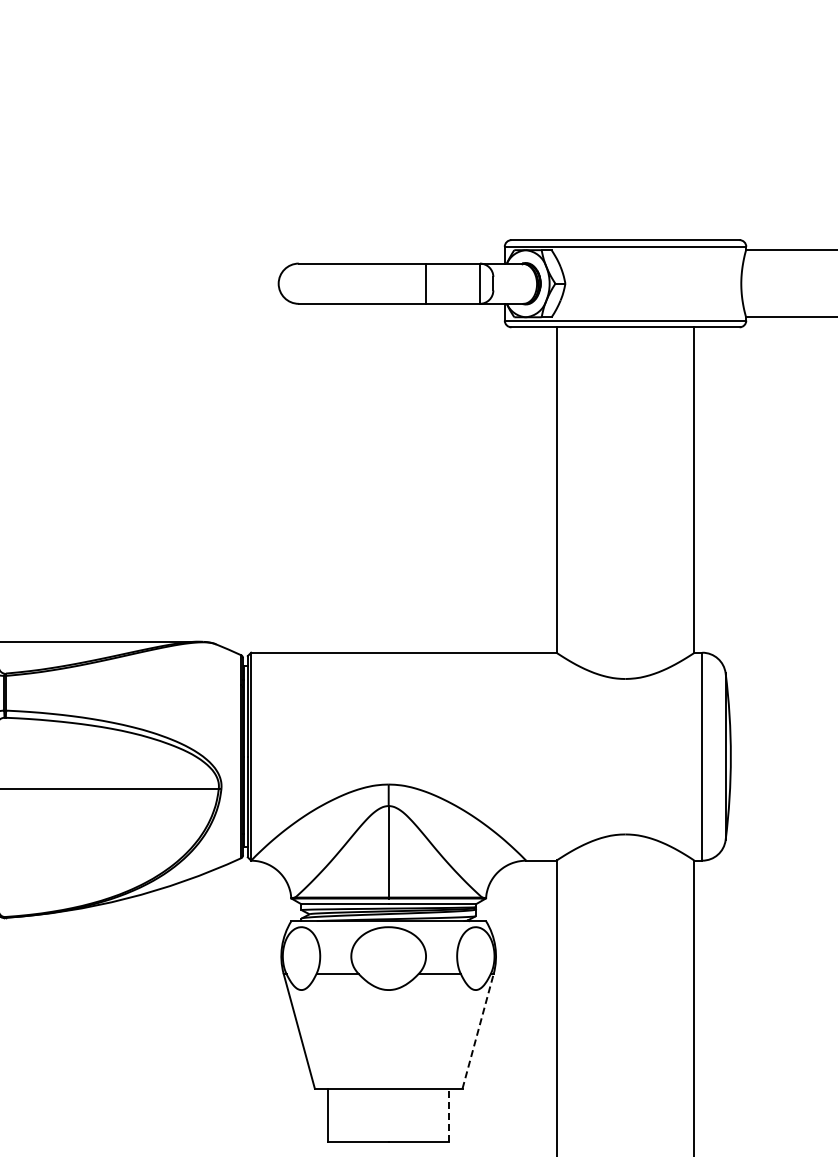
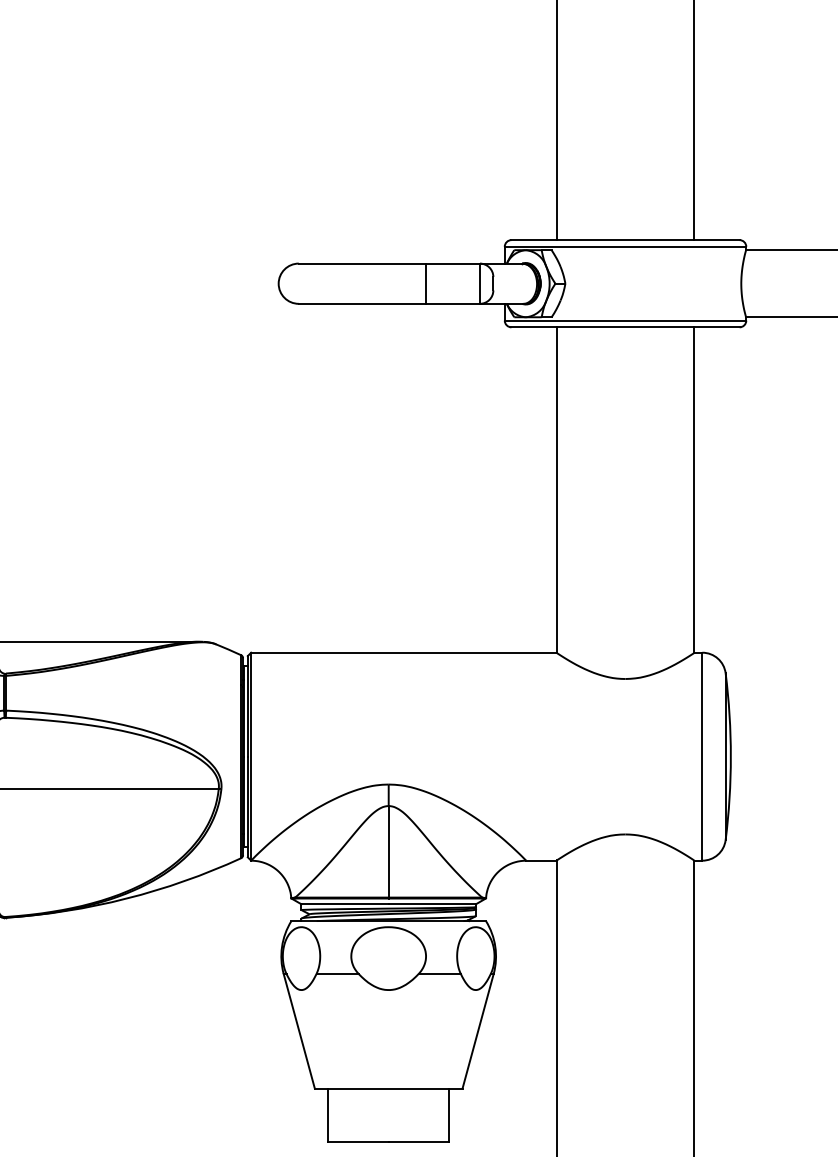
line: none -> present (556, 121)
line: none -> present (694, 121)
line: dashed -> solid (478, 1030)
line: dashed -> solid (449, 1115)
